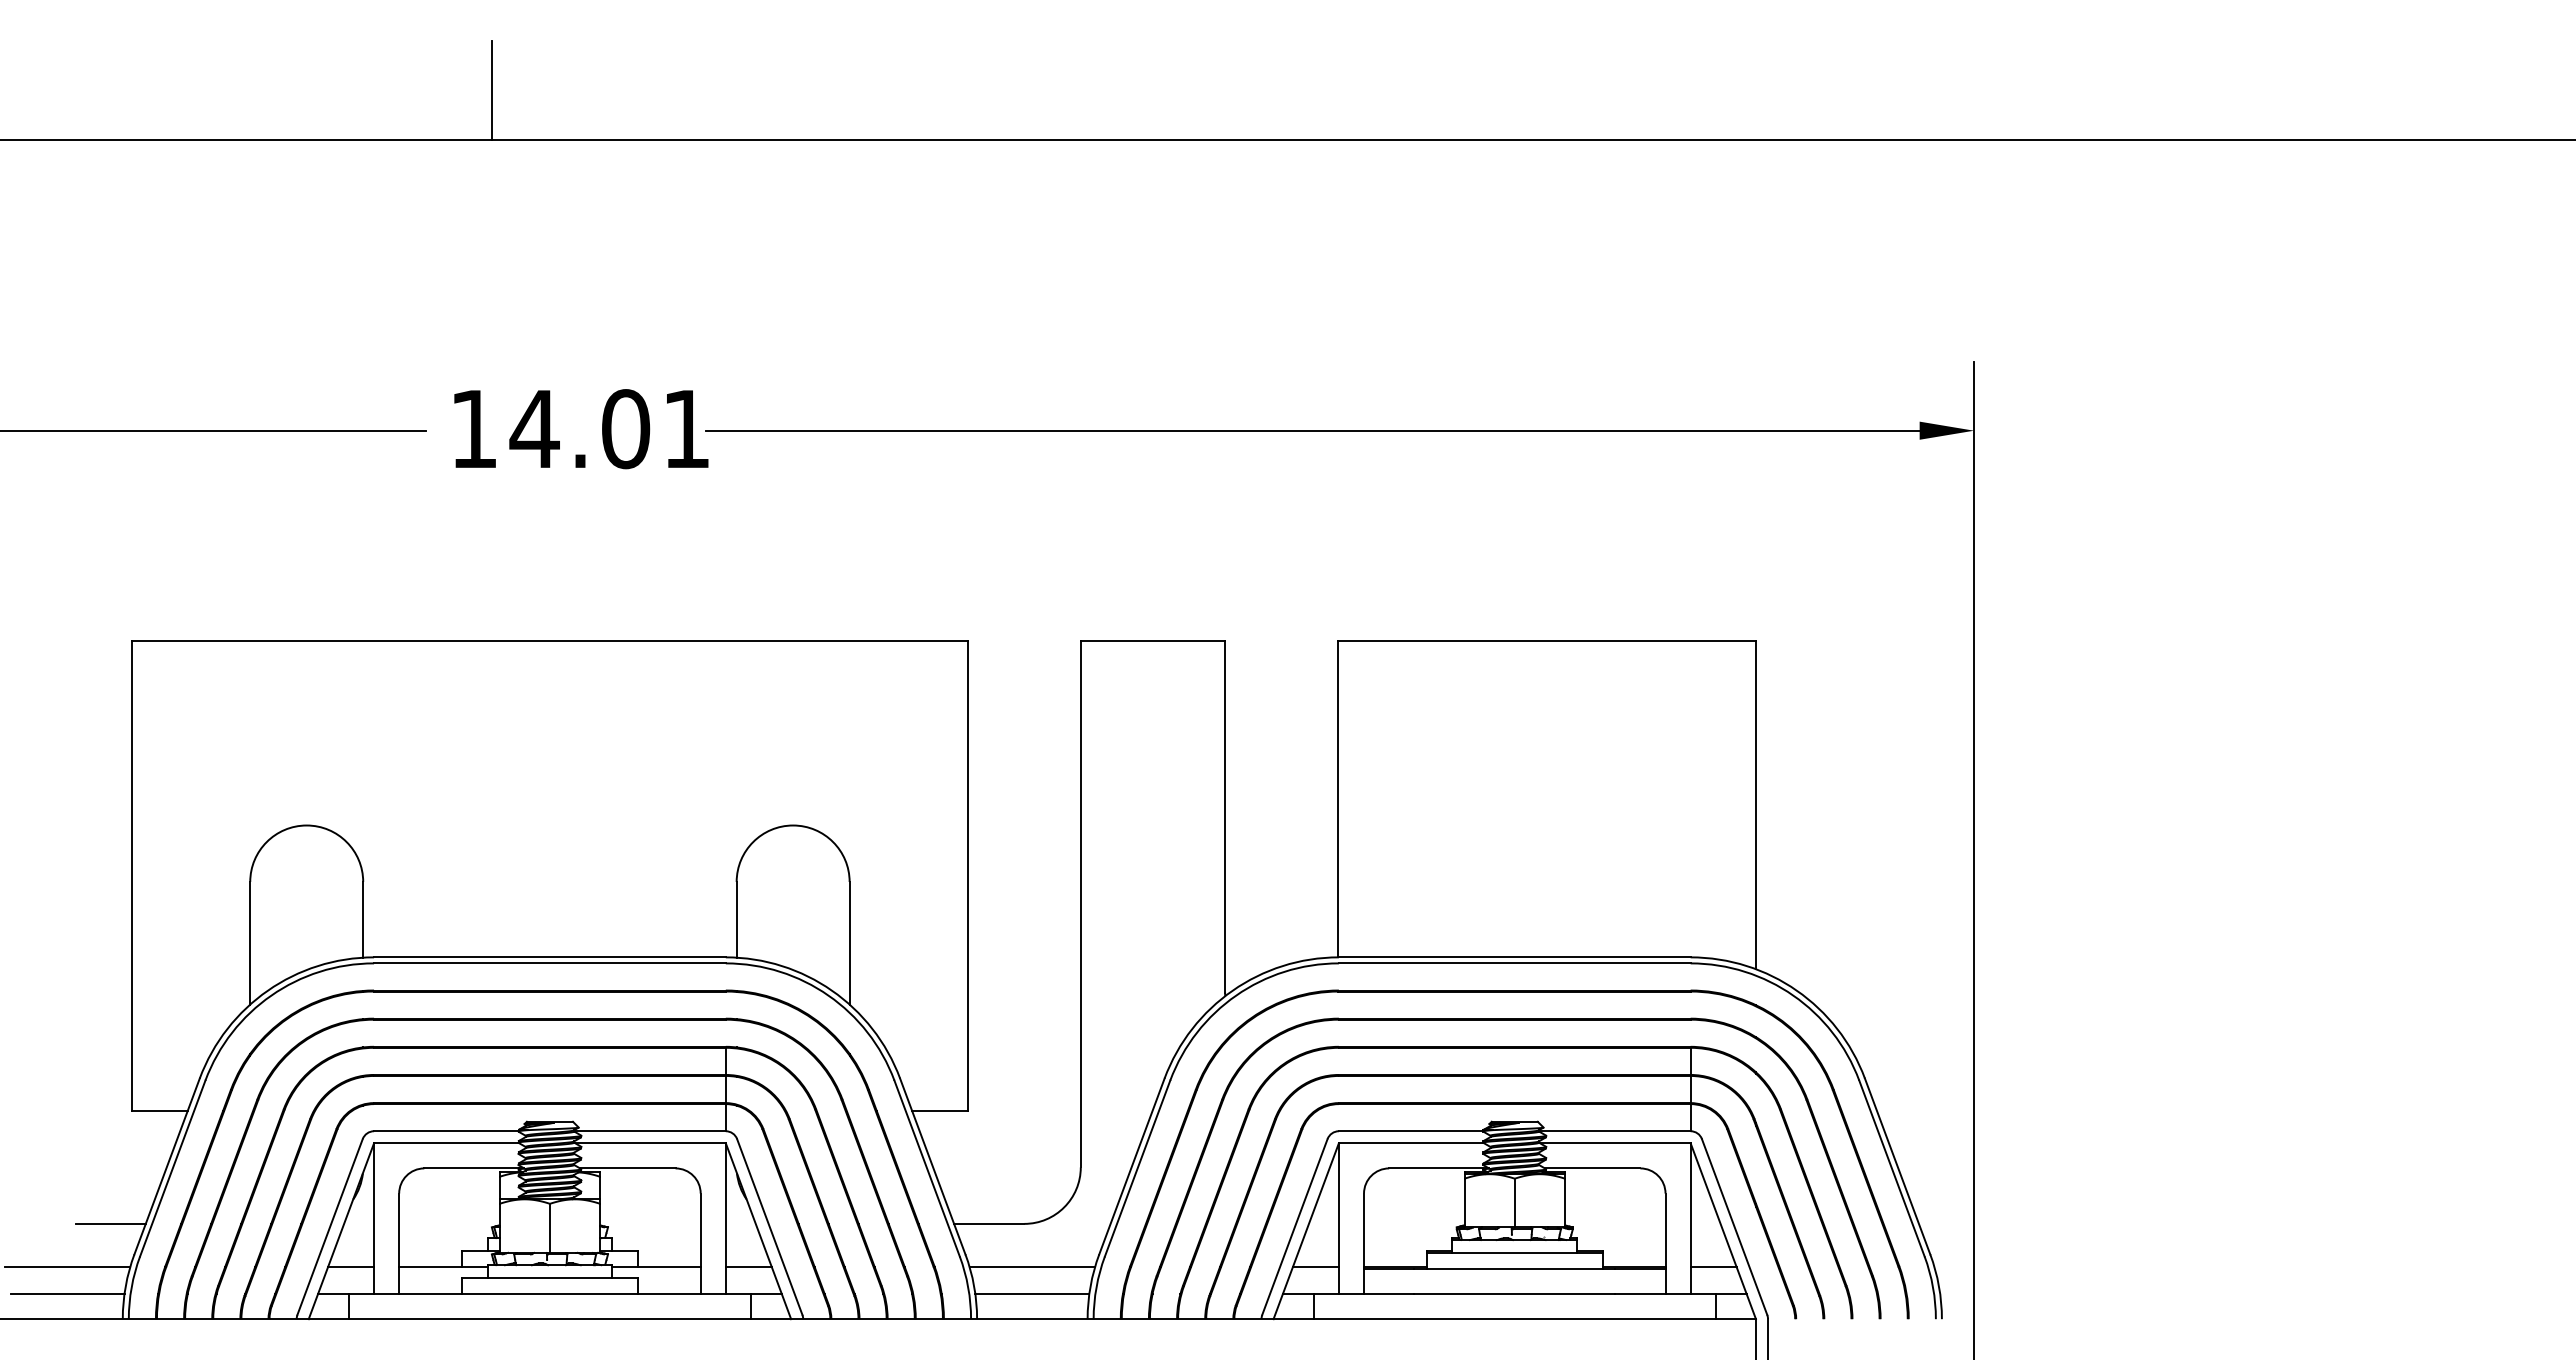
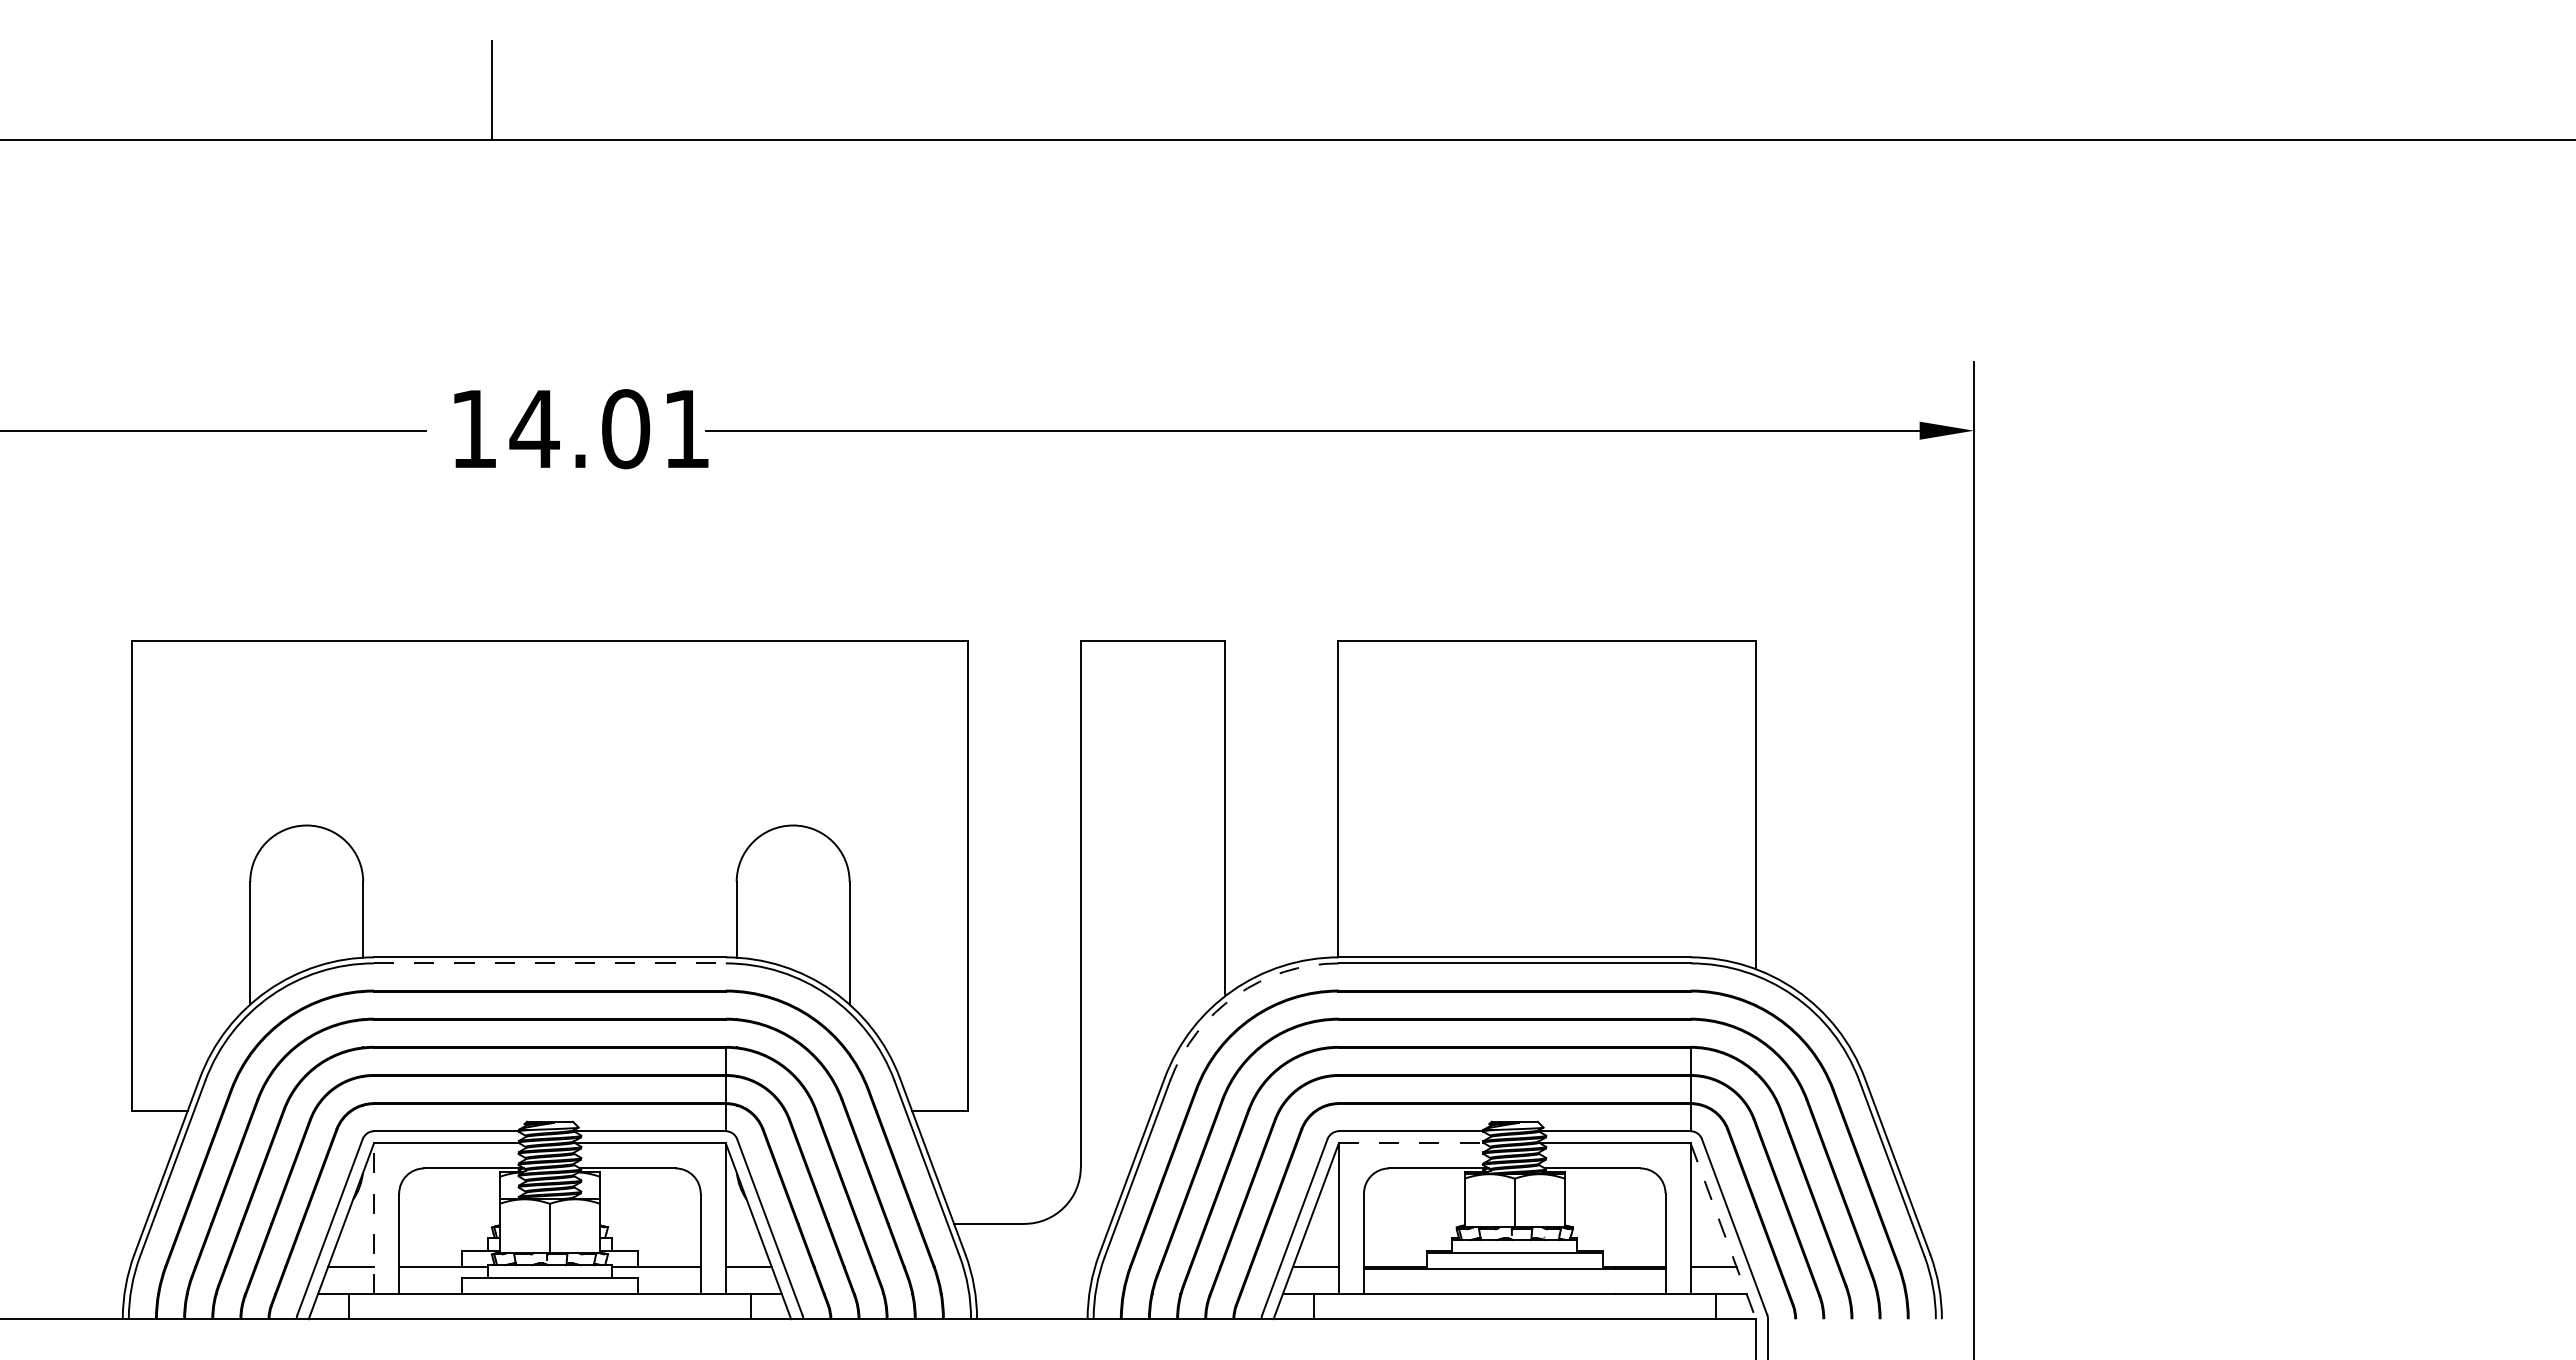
line: solid -> dashed (549, 963)
arc: solid -> dashed (1236, 995)
line: solid -> dashed (1411, 1143)
line: solid -> dashed (374, 1218)
line: present -> none (110, 1223)
line: solid -> dashed (1723, 1231)
line: present -> none (67, 1267)
line: present -> none (1032, 1267)
line: present -> none (67, 1294)
line: present -> none (1032, 1294)
